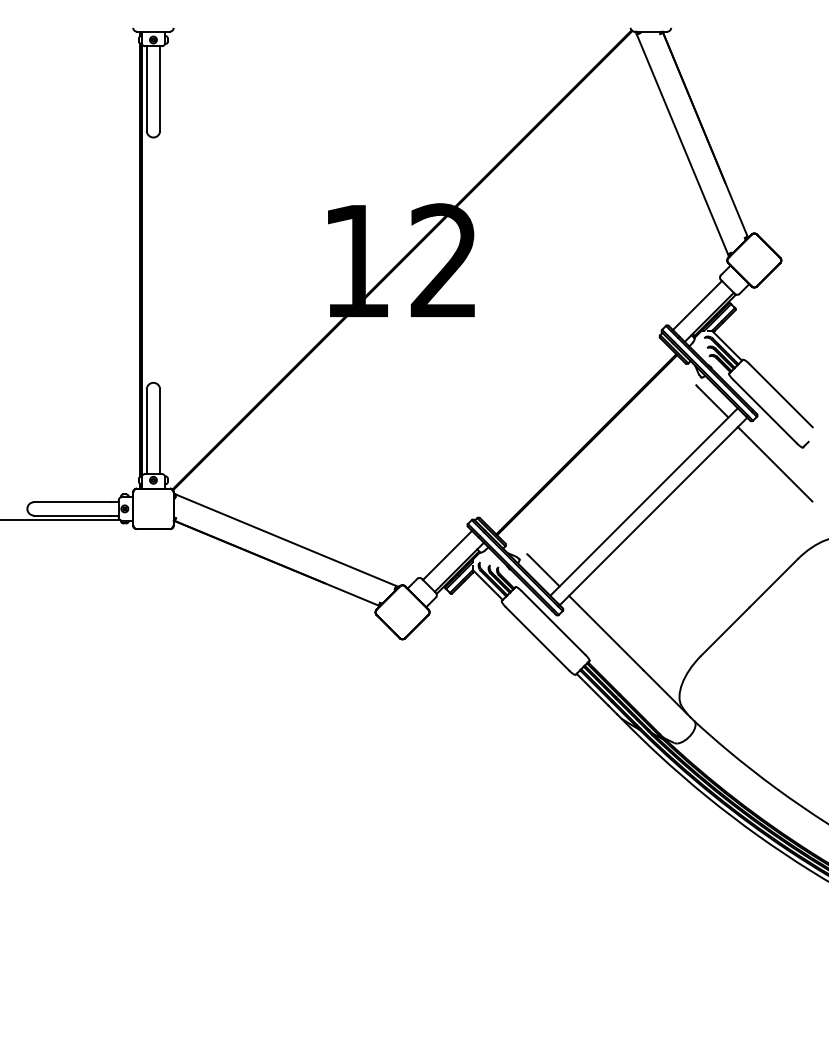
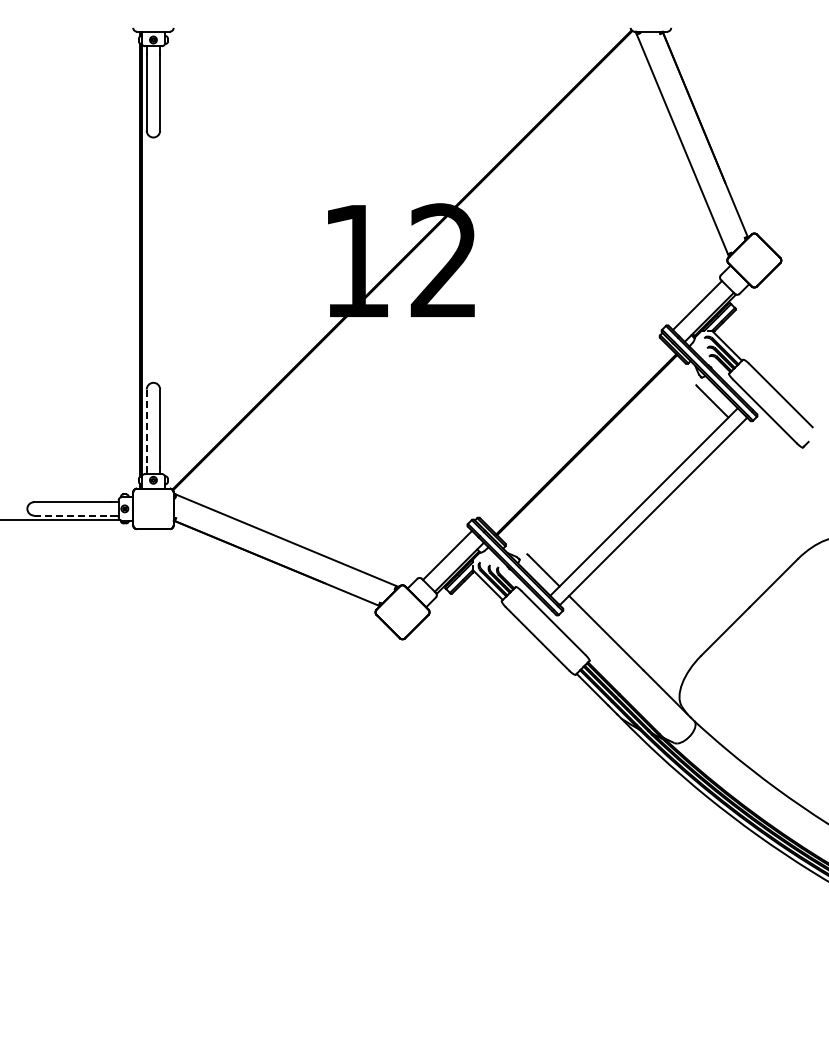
line: solid -> dashed (146, 428)
line: present -> none (774, 464)
line: solid -> dashed (72, 515)
